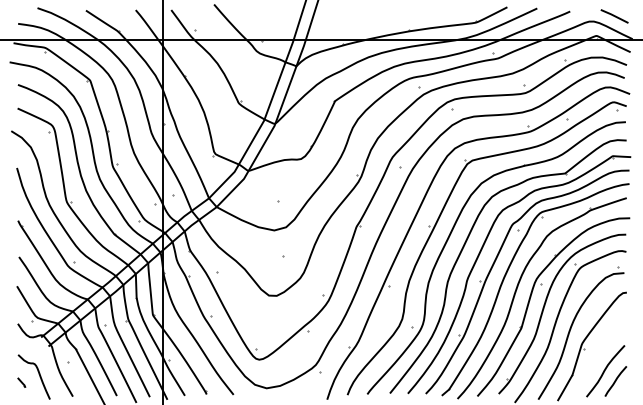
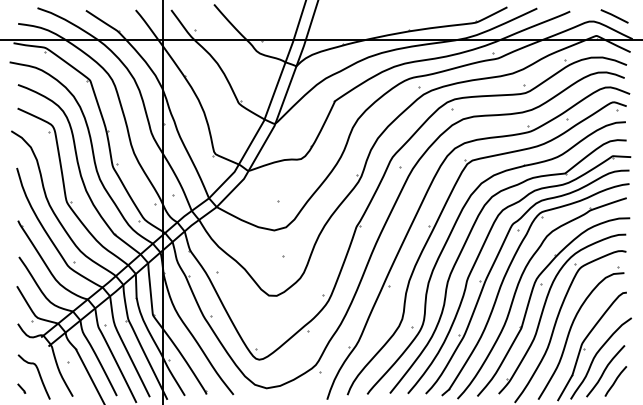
curve: none -> present (597, 354)
part position: (21, 382) -> (21, 388) (21, 388)
